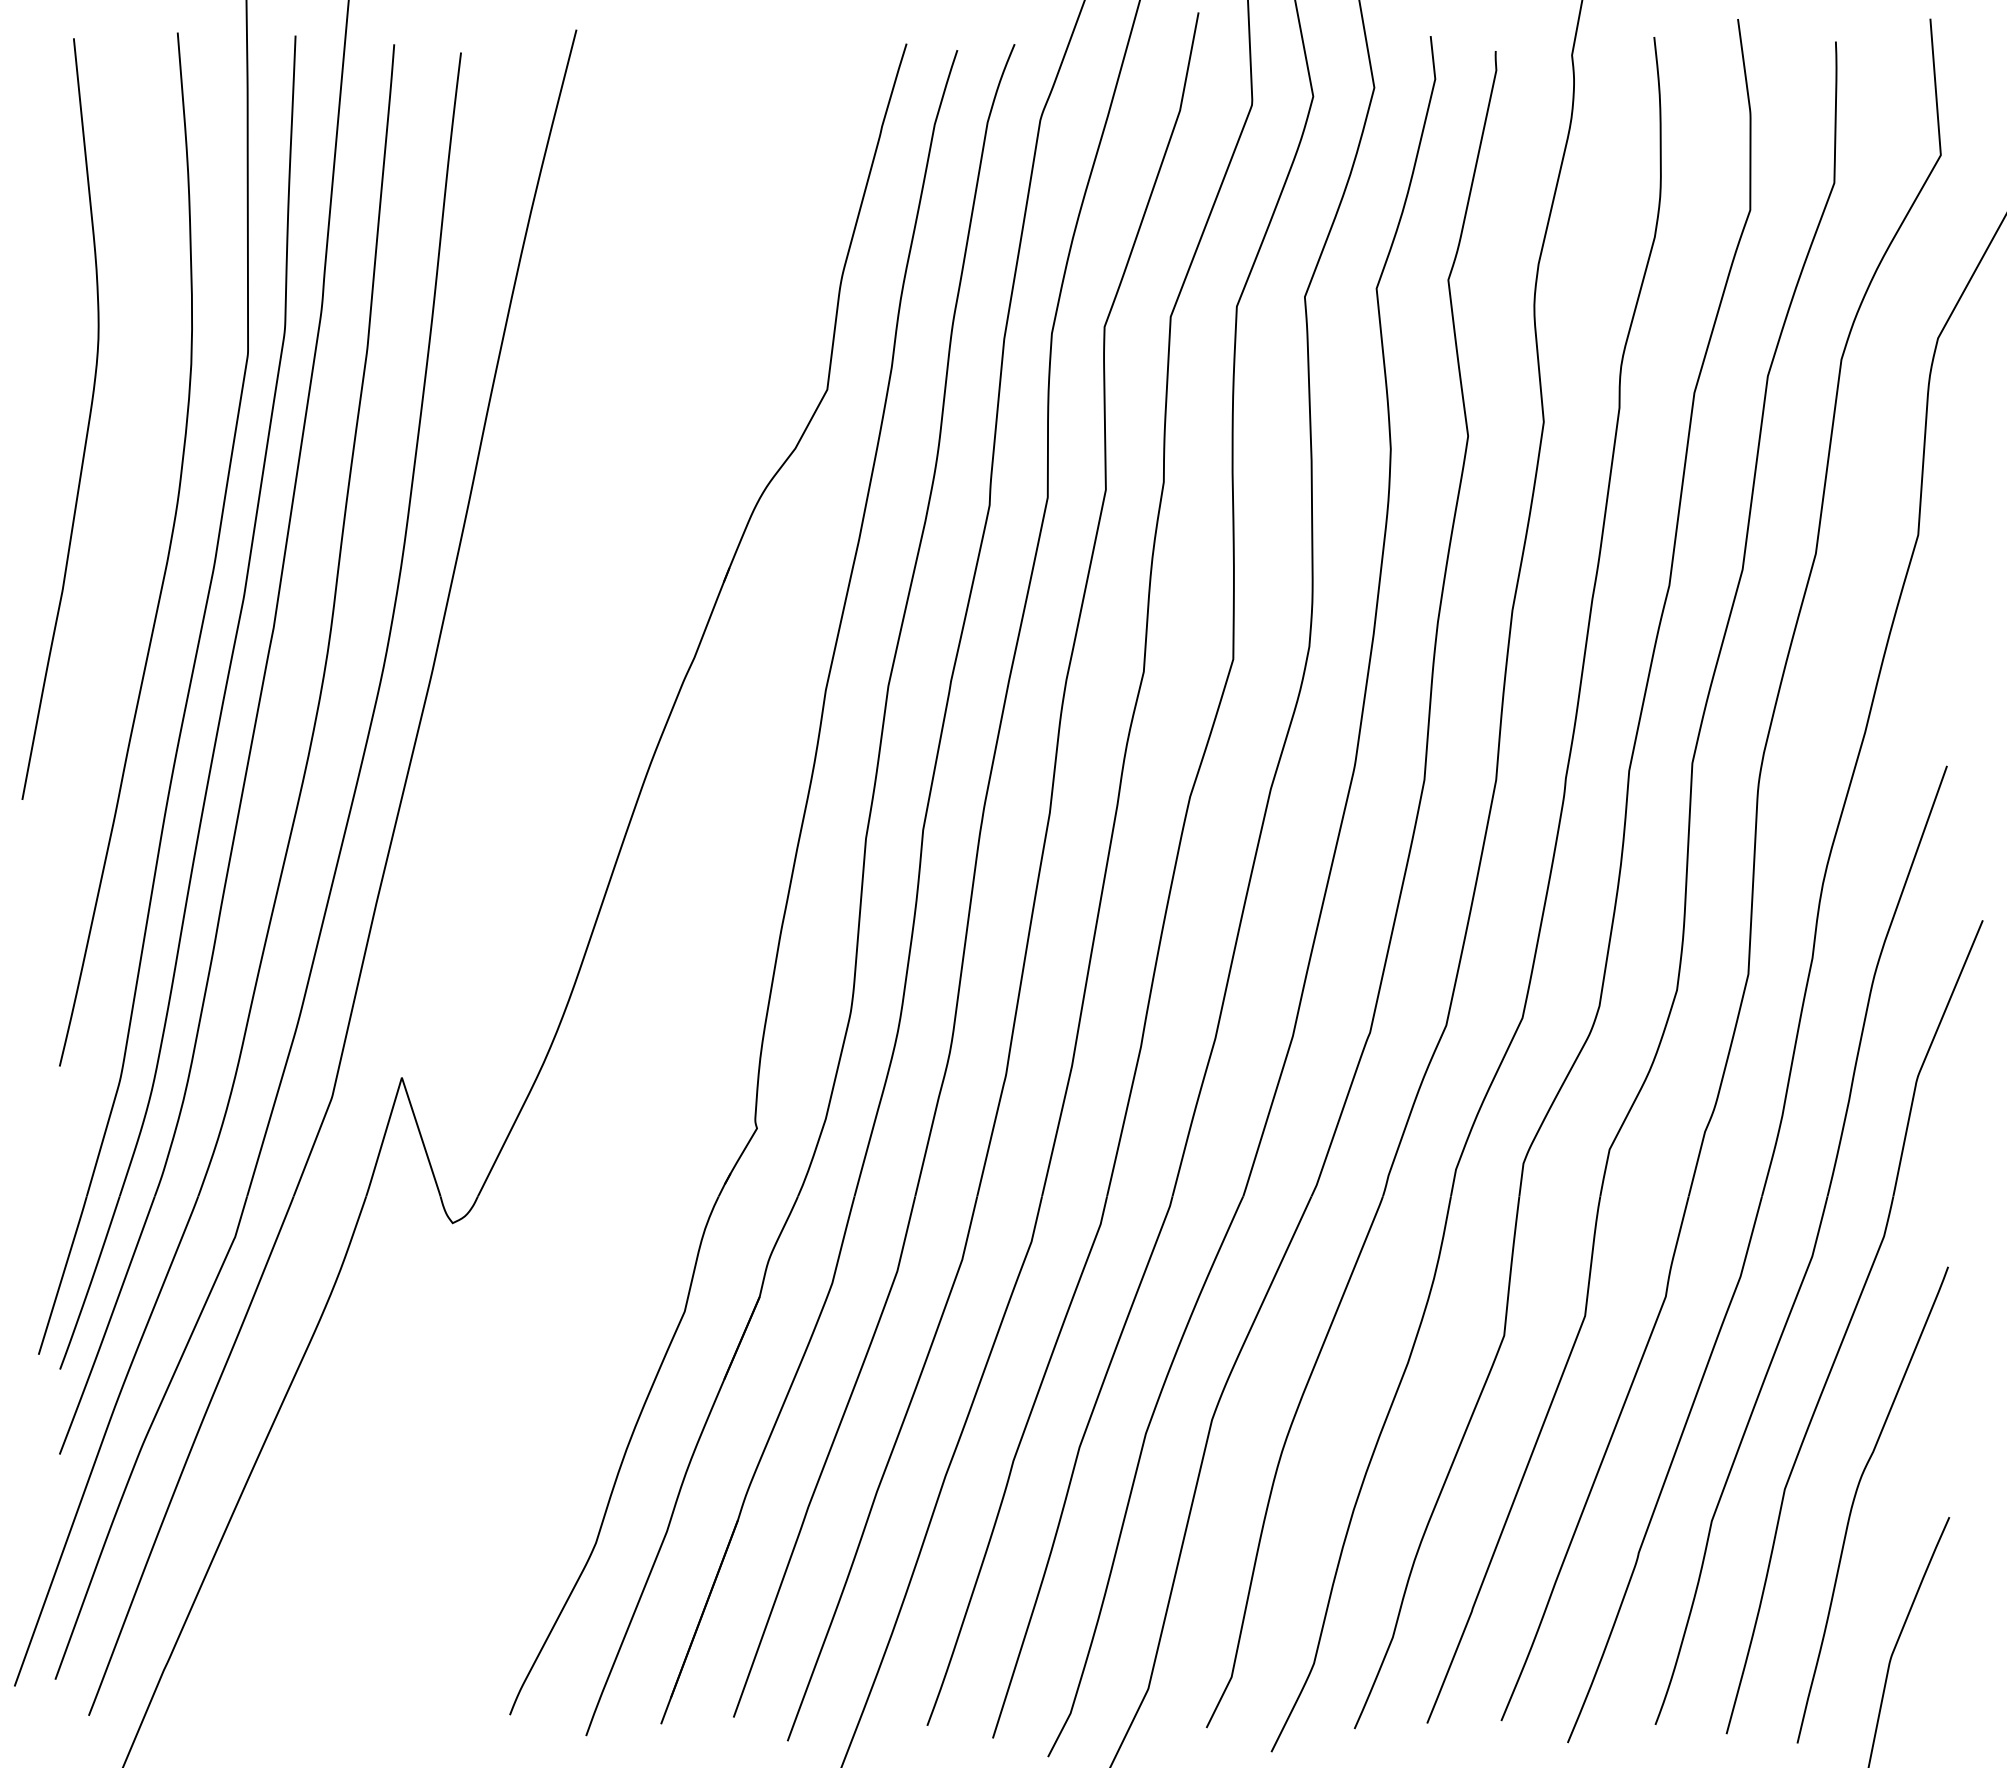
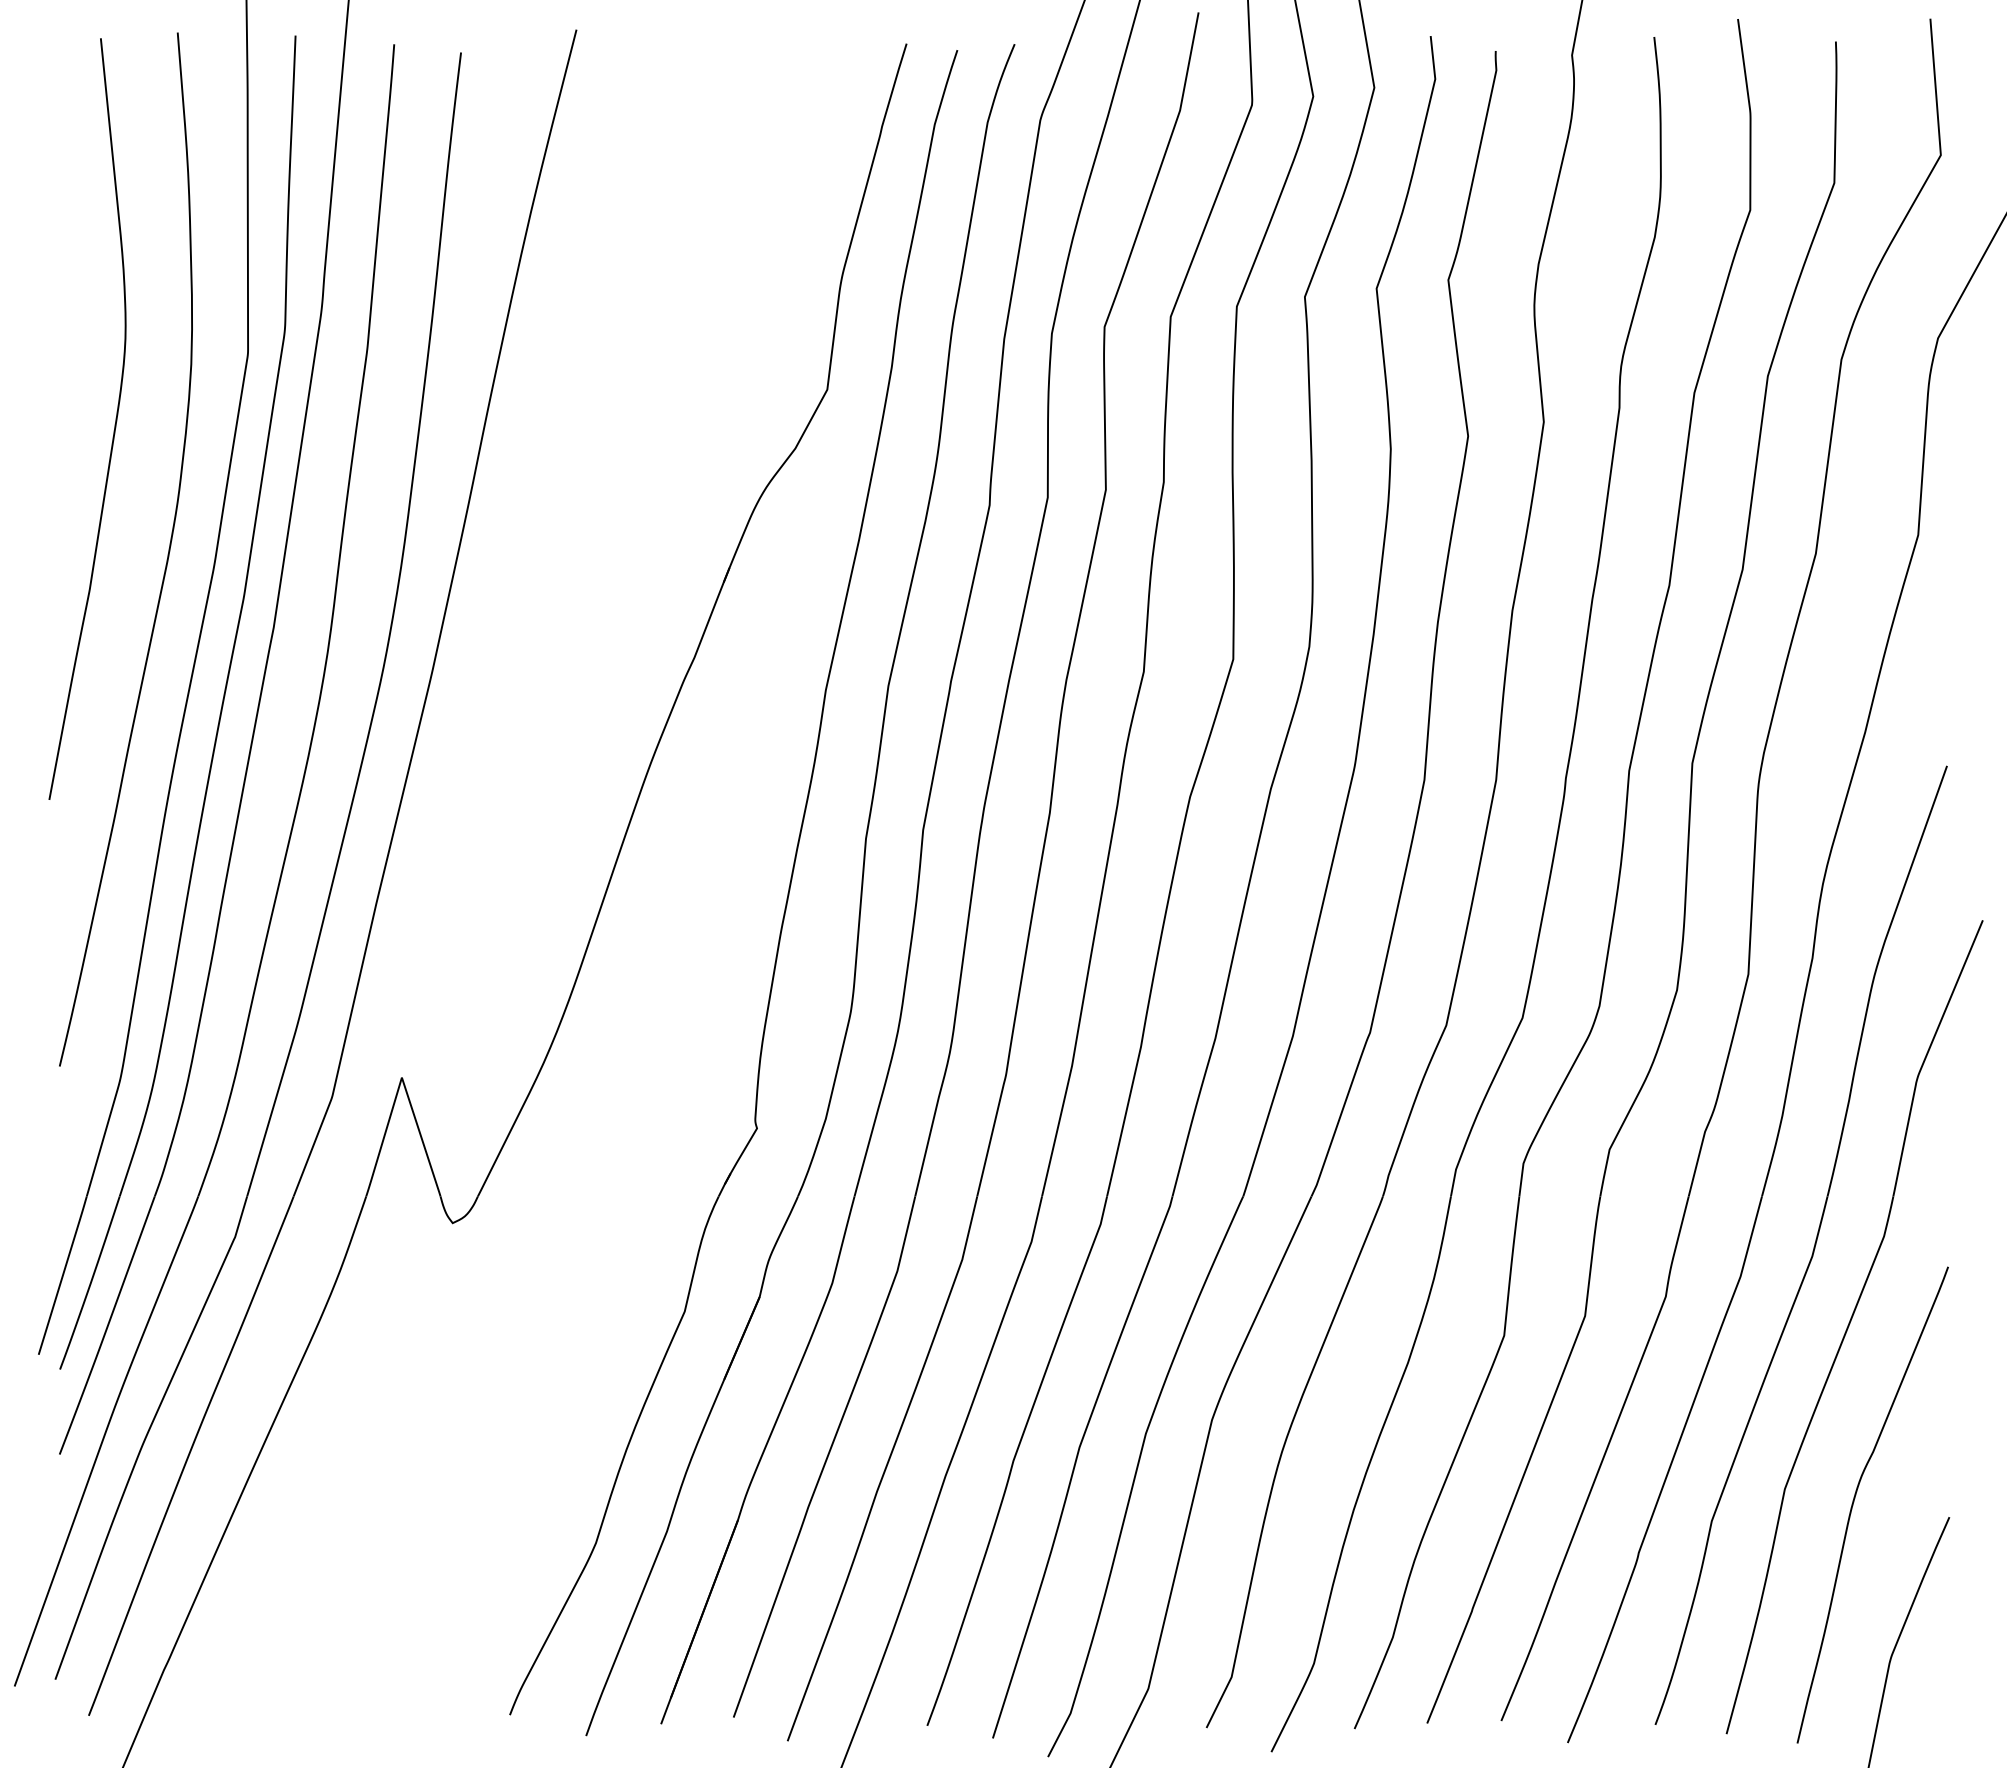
curve position: (87, 424) -> (114, 424) (114, 424)
